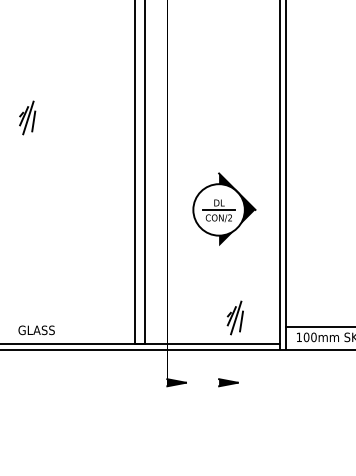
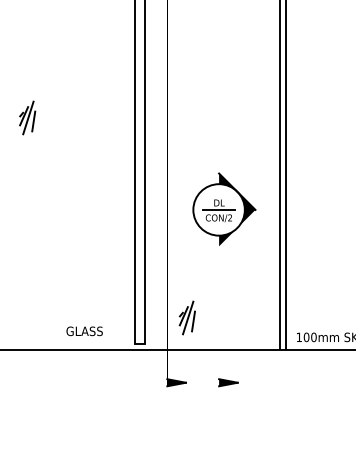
part position: (234, 317) -> (186, 317) (186, 317)
line: present -> none (319, 326)
text position: (36, 330) -> (84, 331) (84, 331)
line: present -> none (140, 344)
